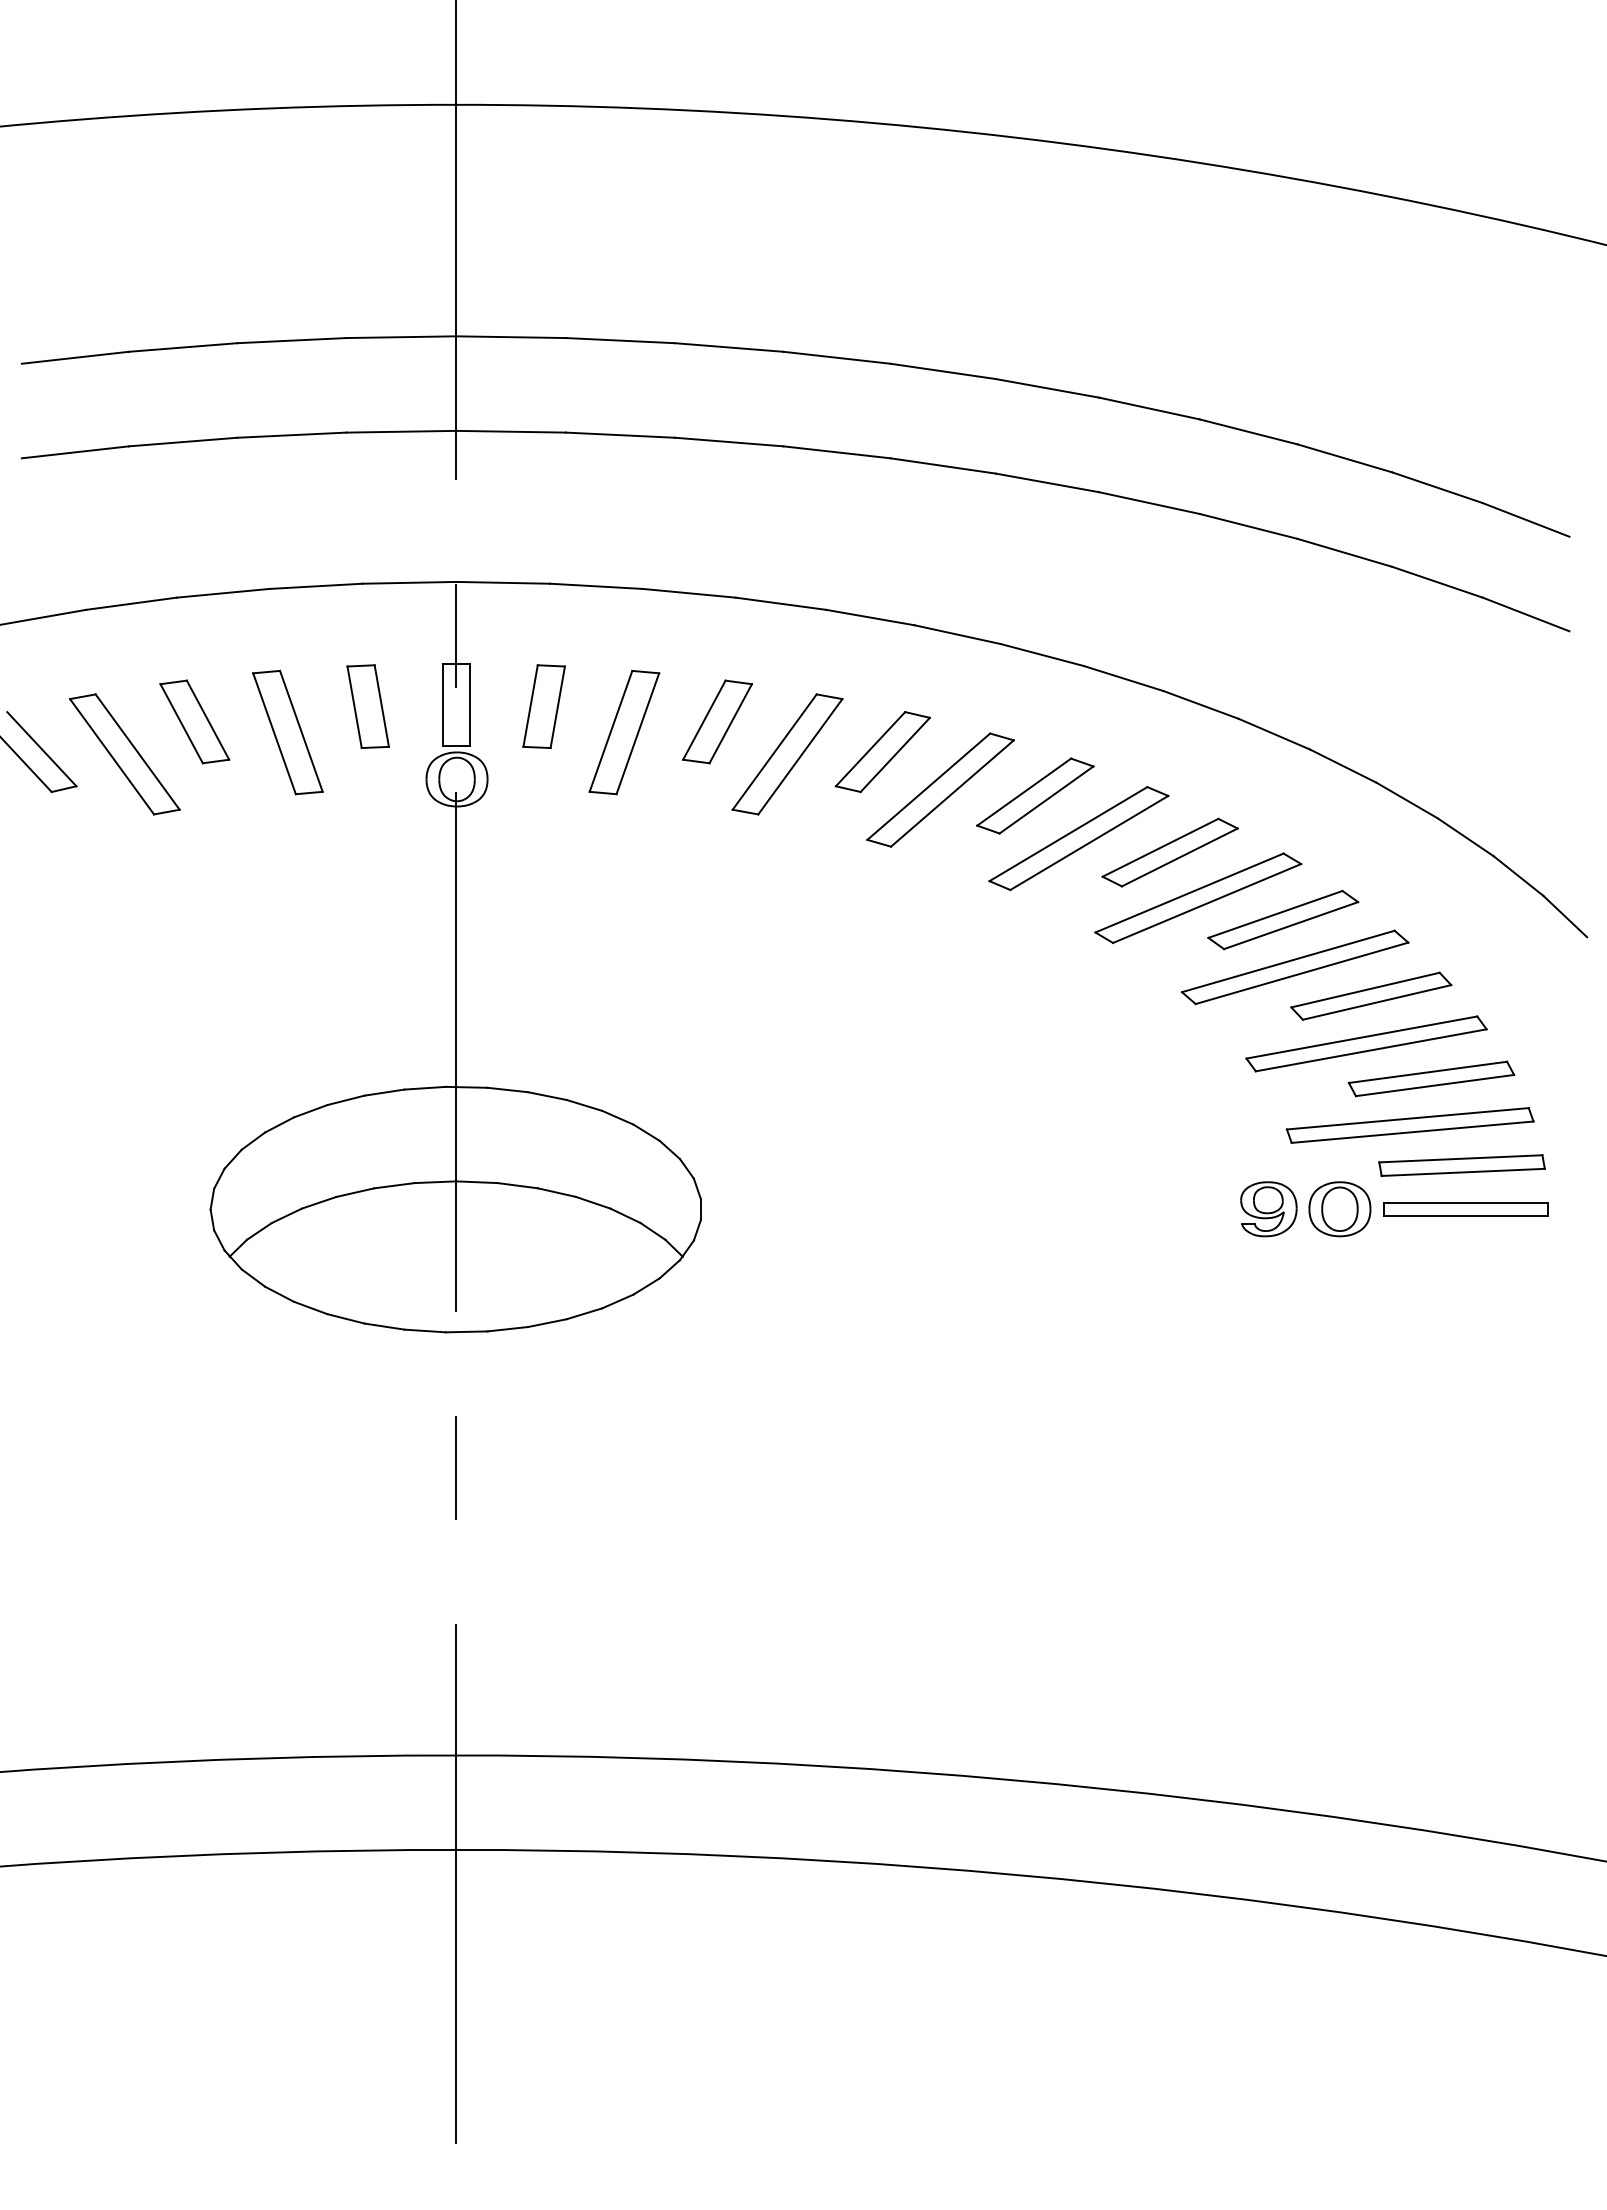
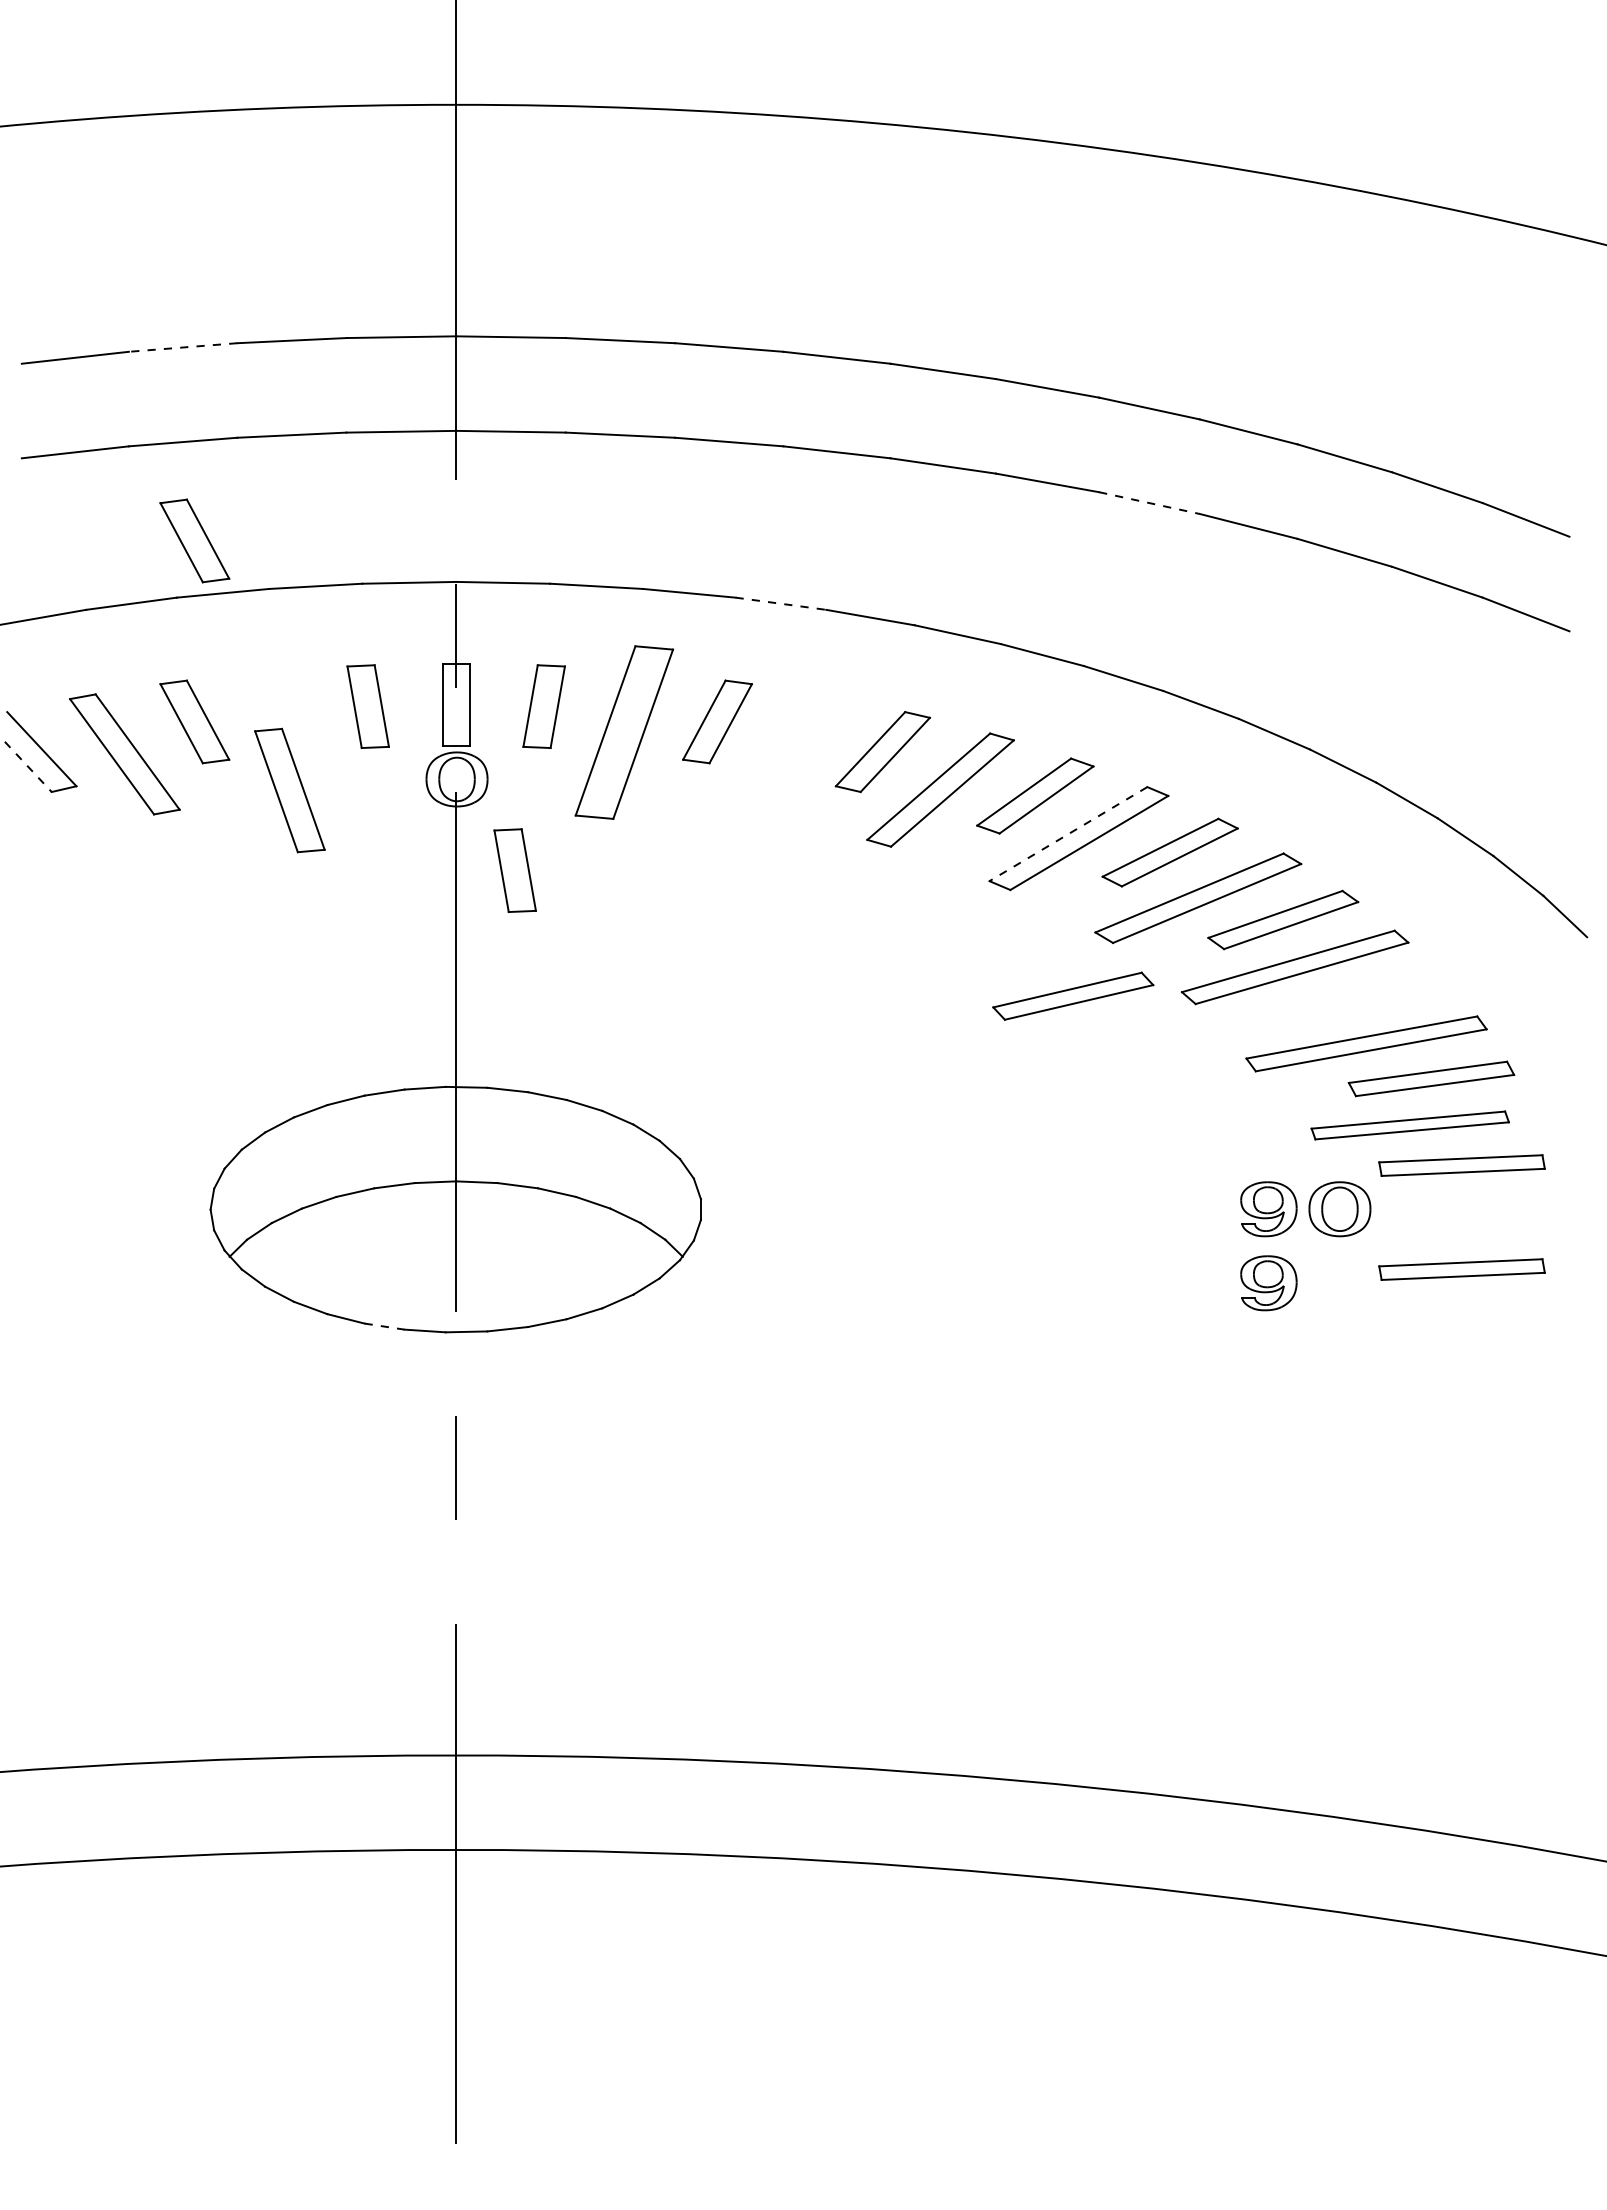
line: solid -> dashed (182, 347)
line: solid -> dashed (1149, 503)
part: none -> present (194, 540)
line: solid -> dashed (780, 603)
part position: (287, 732) -> (289, 790) (289, 790)
part size: 73x127 px -> 101x175 px (624, 732)
part: present -> none (787, 754)
line: solid -> dashed (25, 764)
line: solid -> dashed (1068, 834)
part: none -> present (514, 870)
part position: (1371, 995) -> (1073, 995) (1073, 995)
part size: 249x37 px -> 200x31 px (1409, 1125)
part: present -> none (1465, 1209)
part: none -> present (1461, 1269)
part: none -> present (1268, 1283)
line: solid -> dashed (385, 1326)
